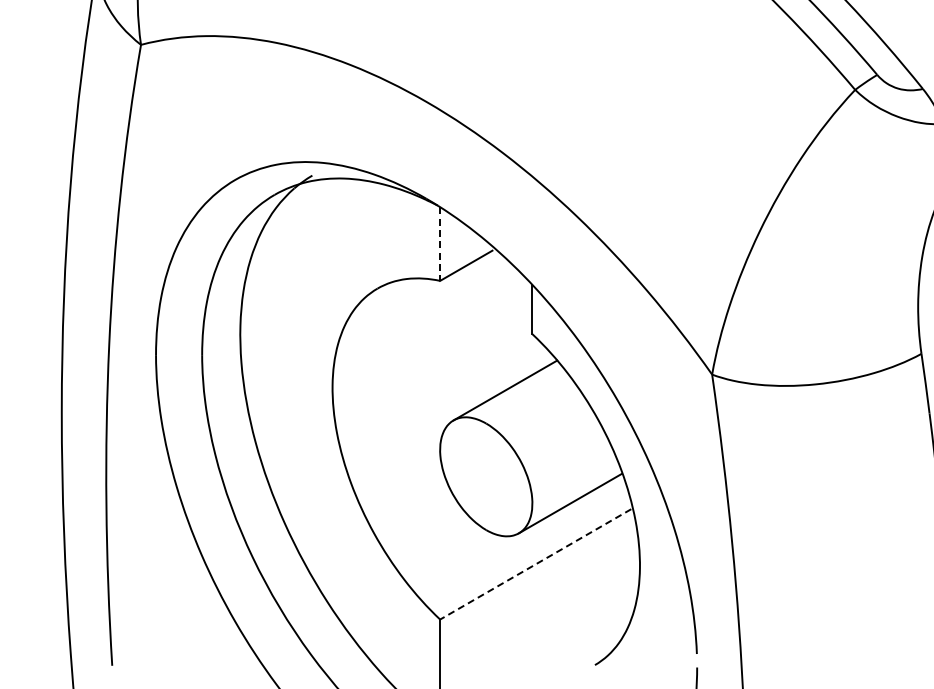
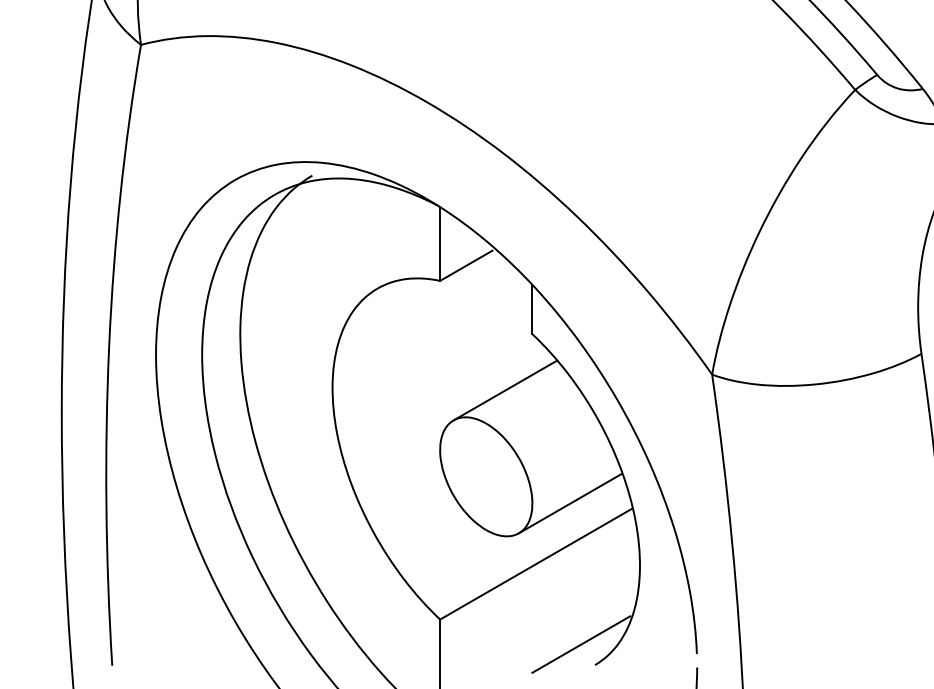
line: dashed -> solid (440, 244)
line: dashed -> solid (535, 564)
line: none -> present (581, 644)
